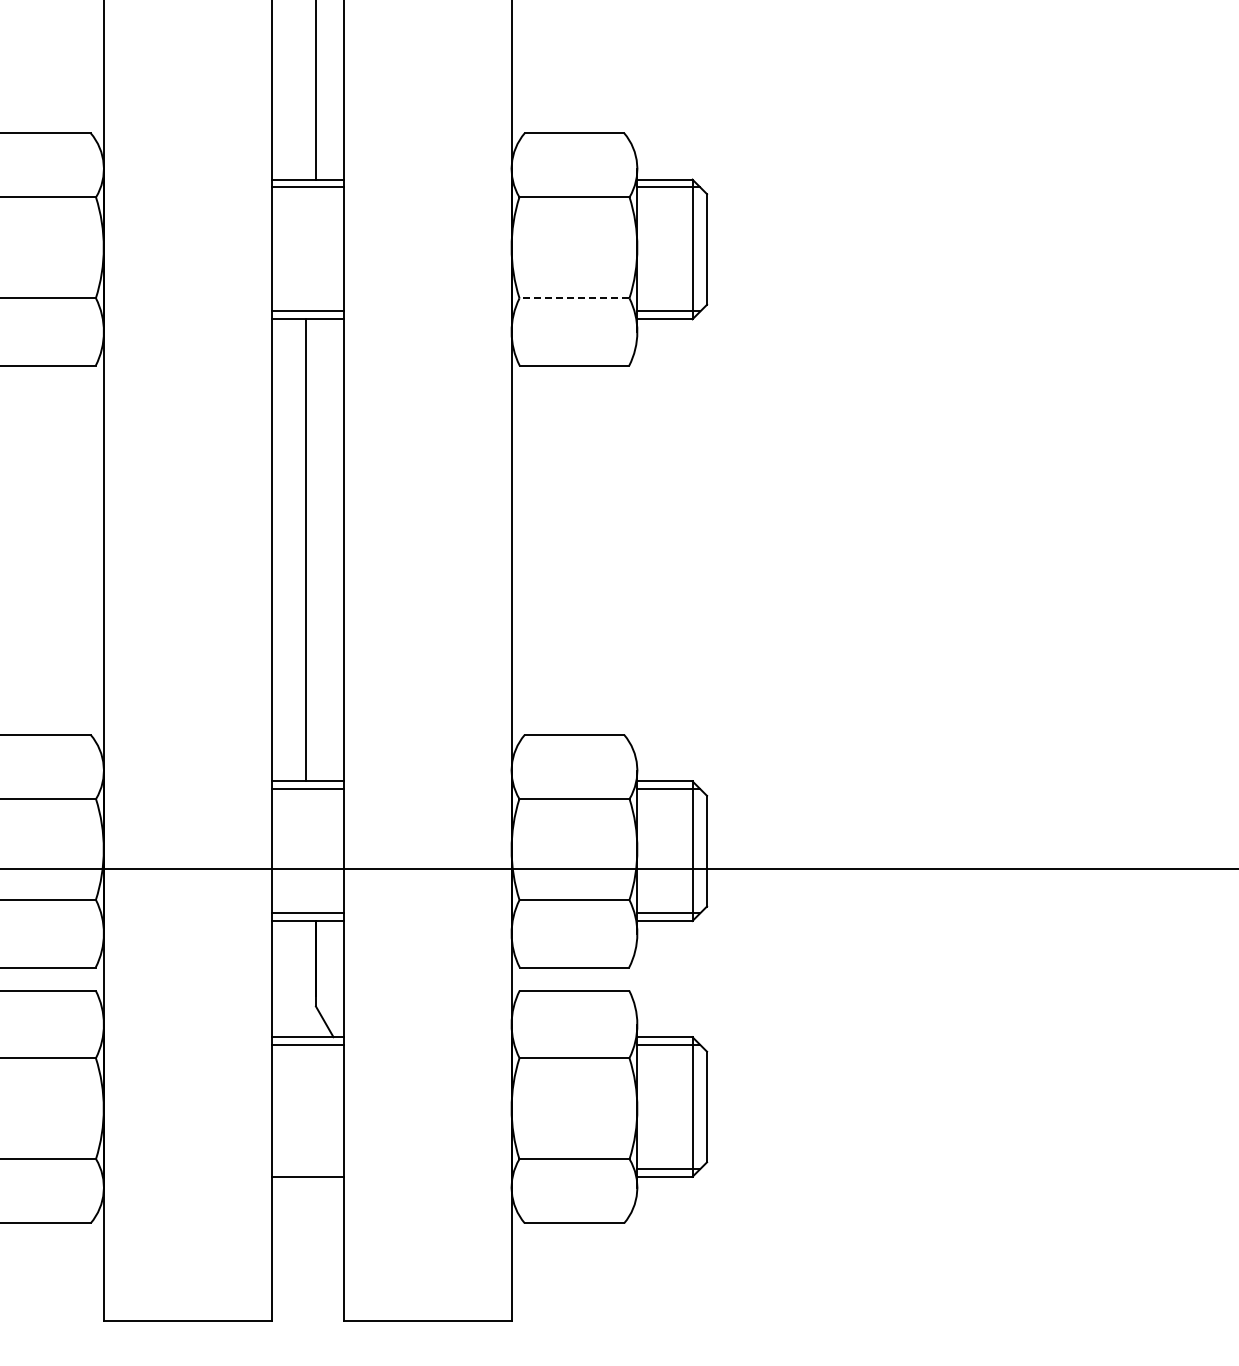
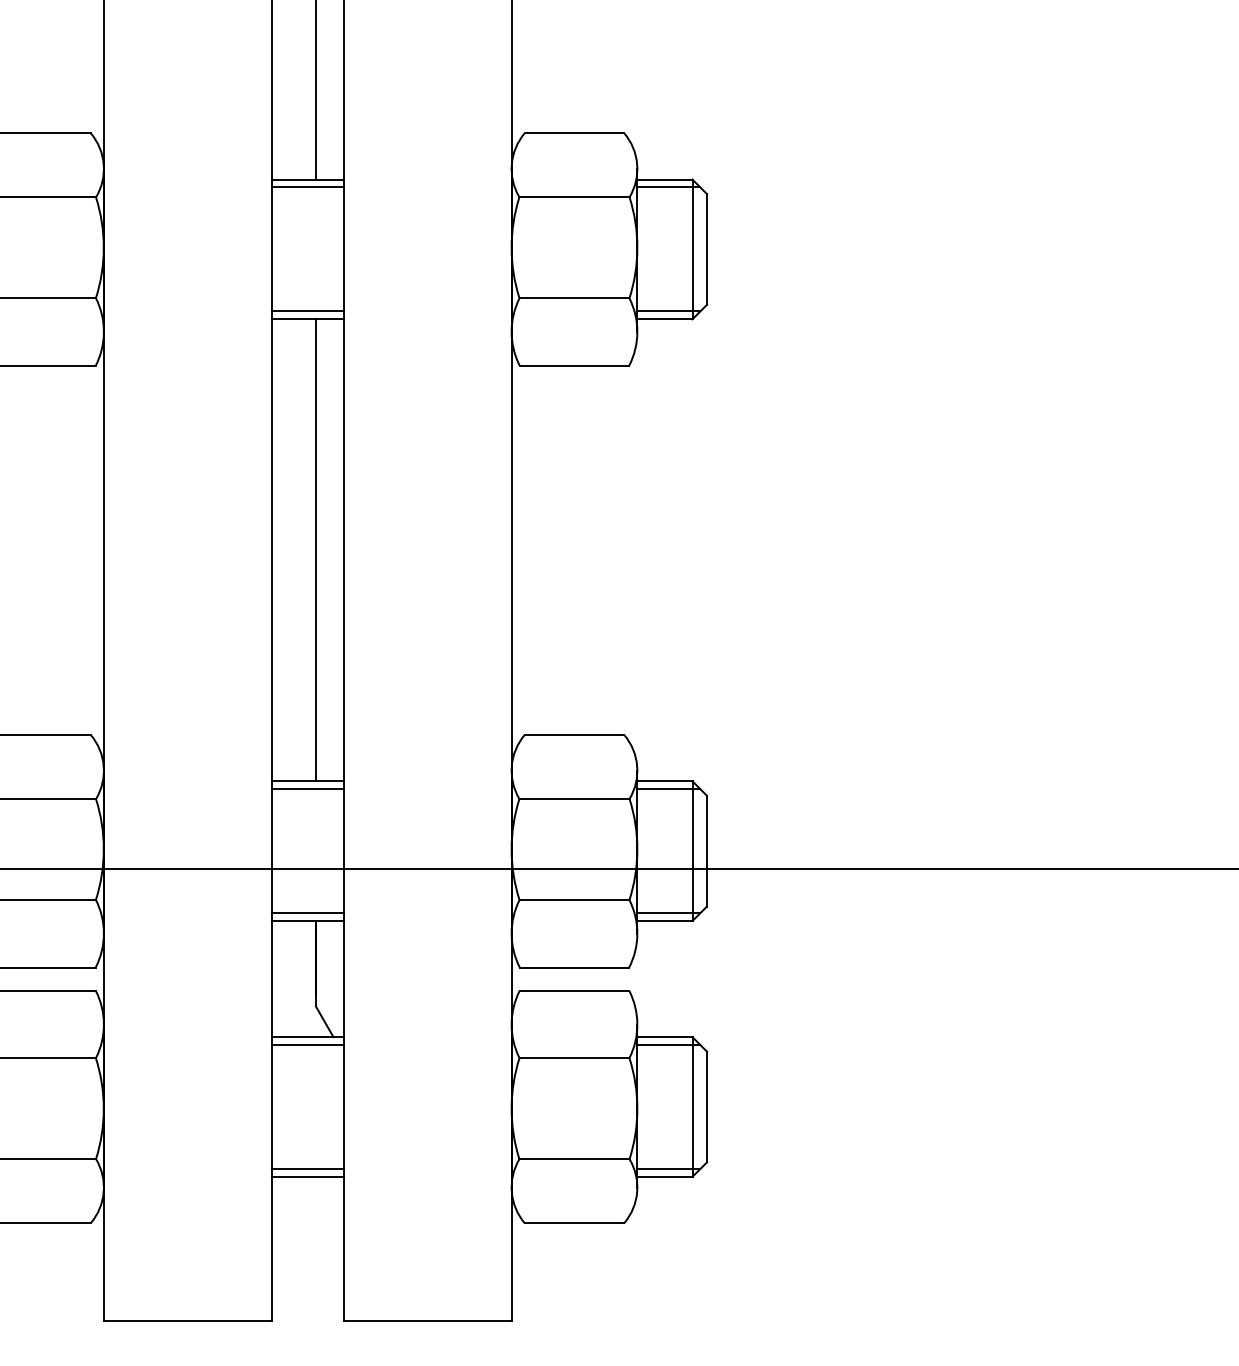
line: dashed -> solid (574, 298)
line position: (305, 550) -> (315, 550) (315, 550)
line: none -> present (307, 1169)
